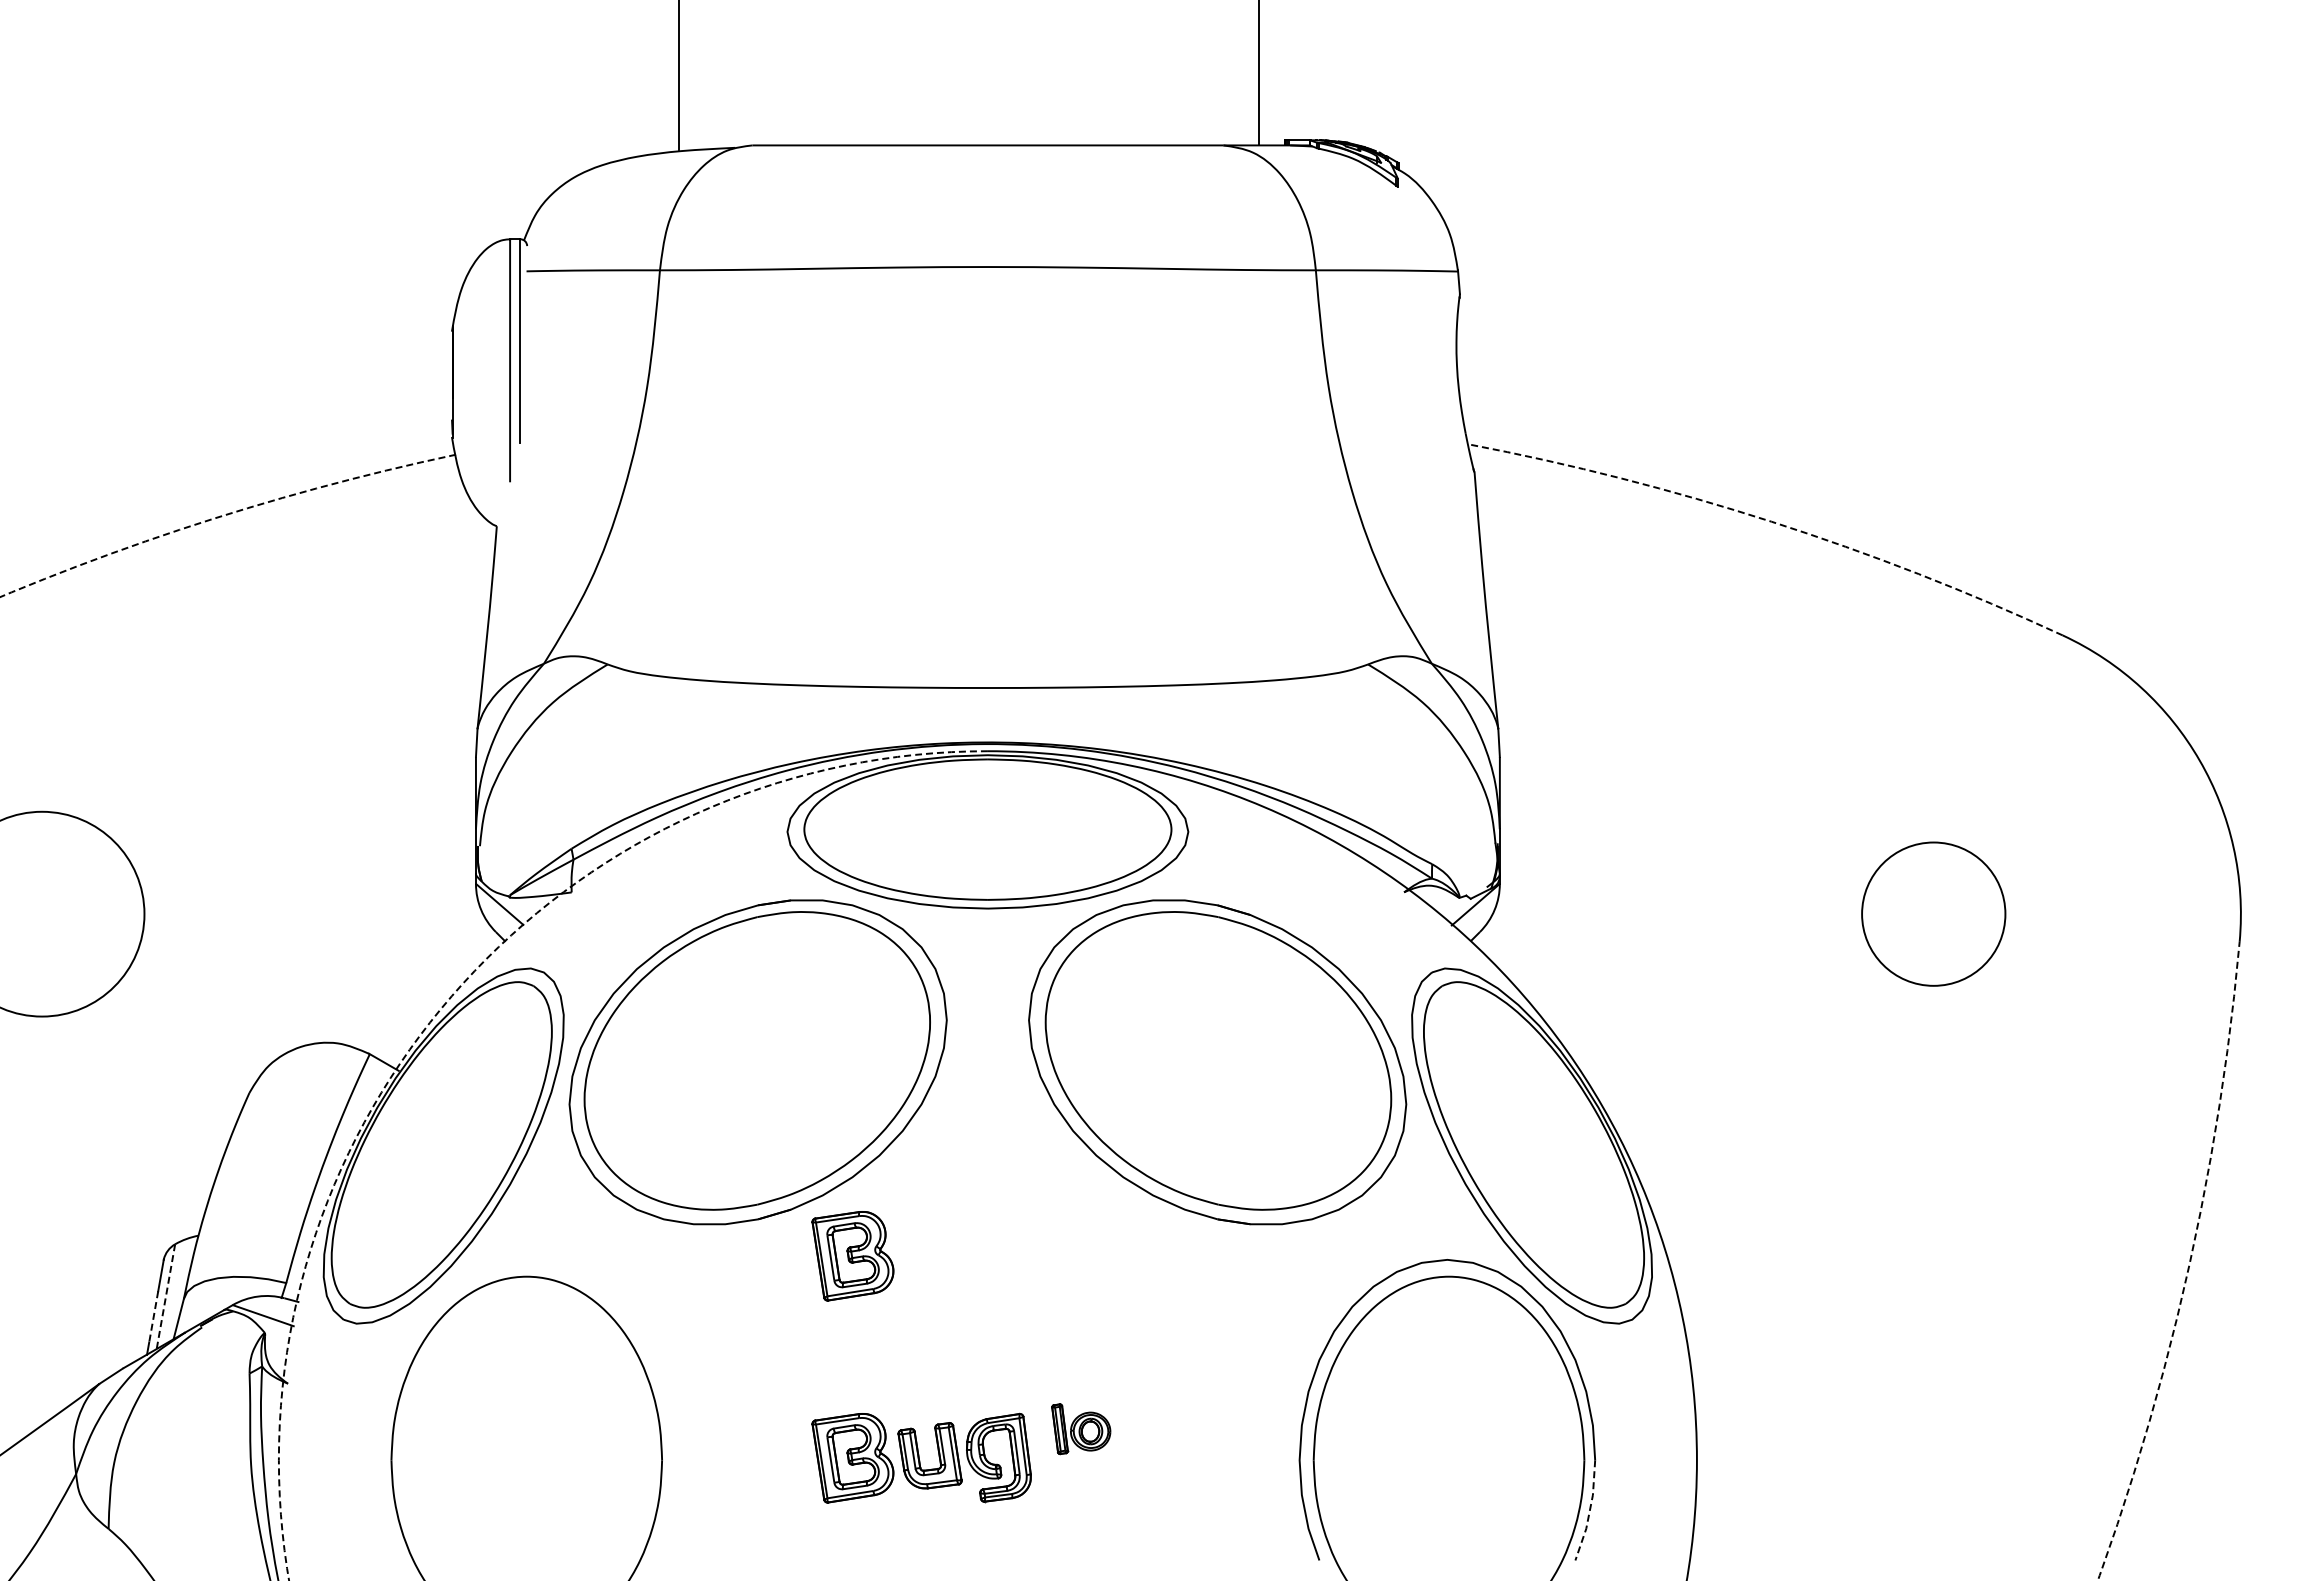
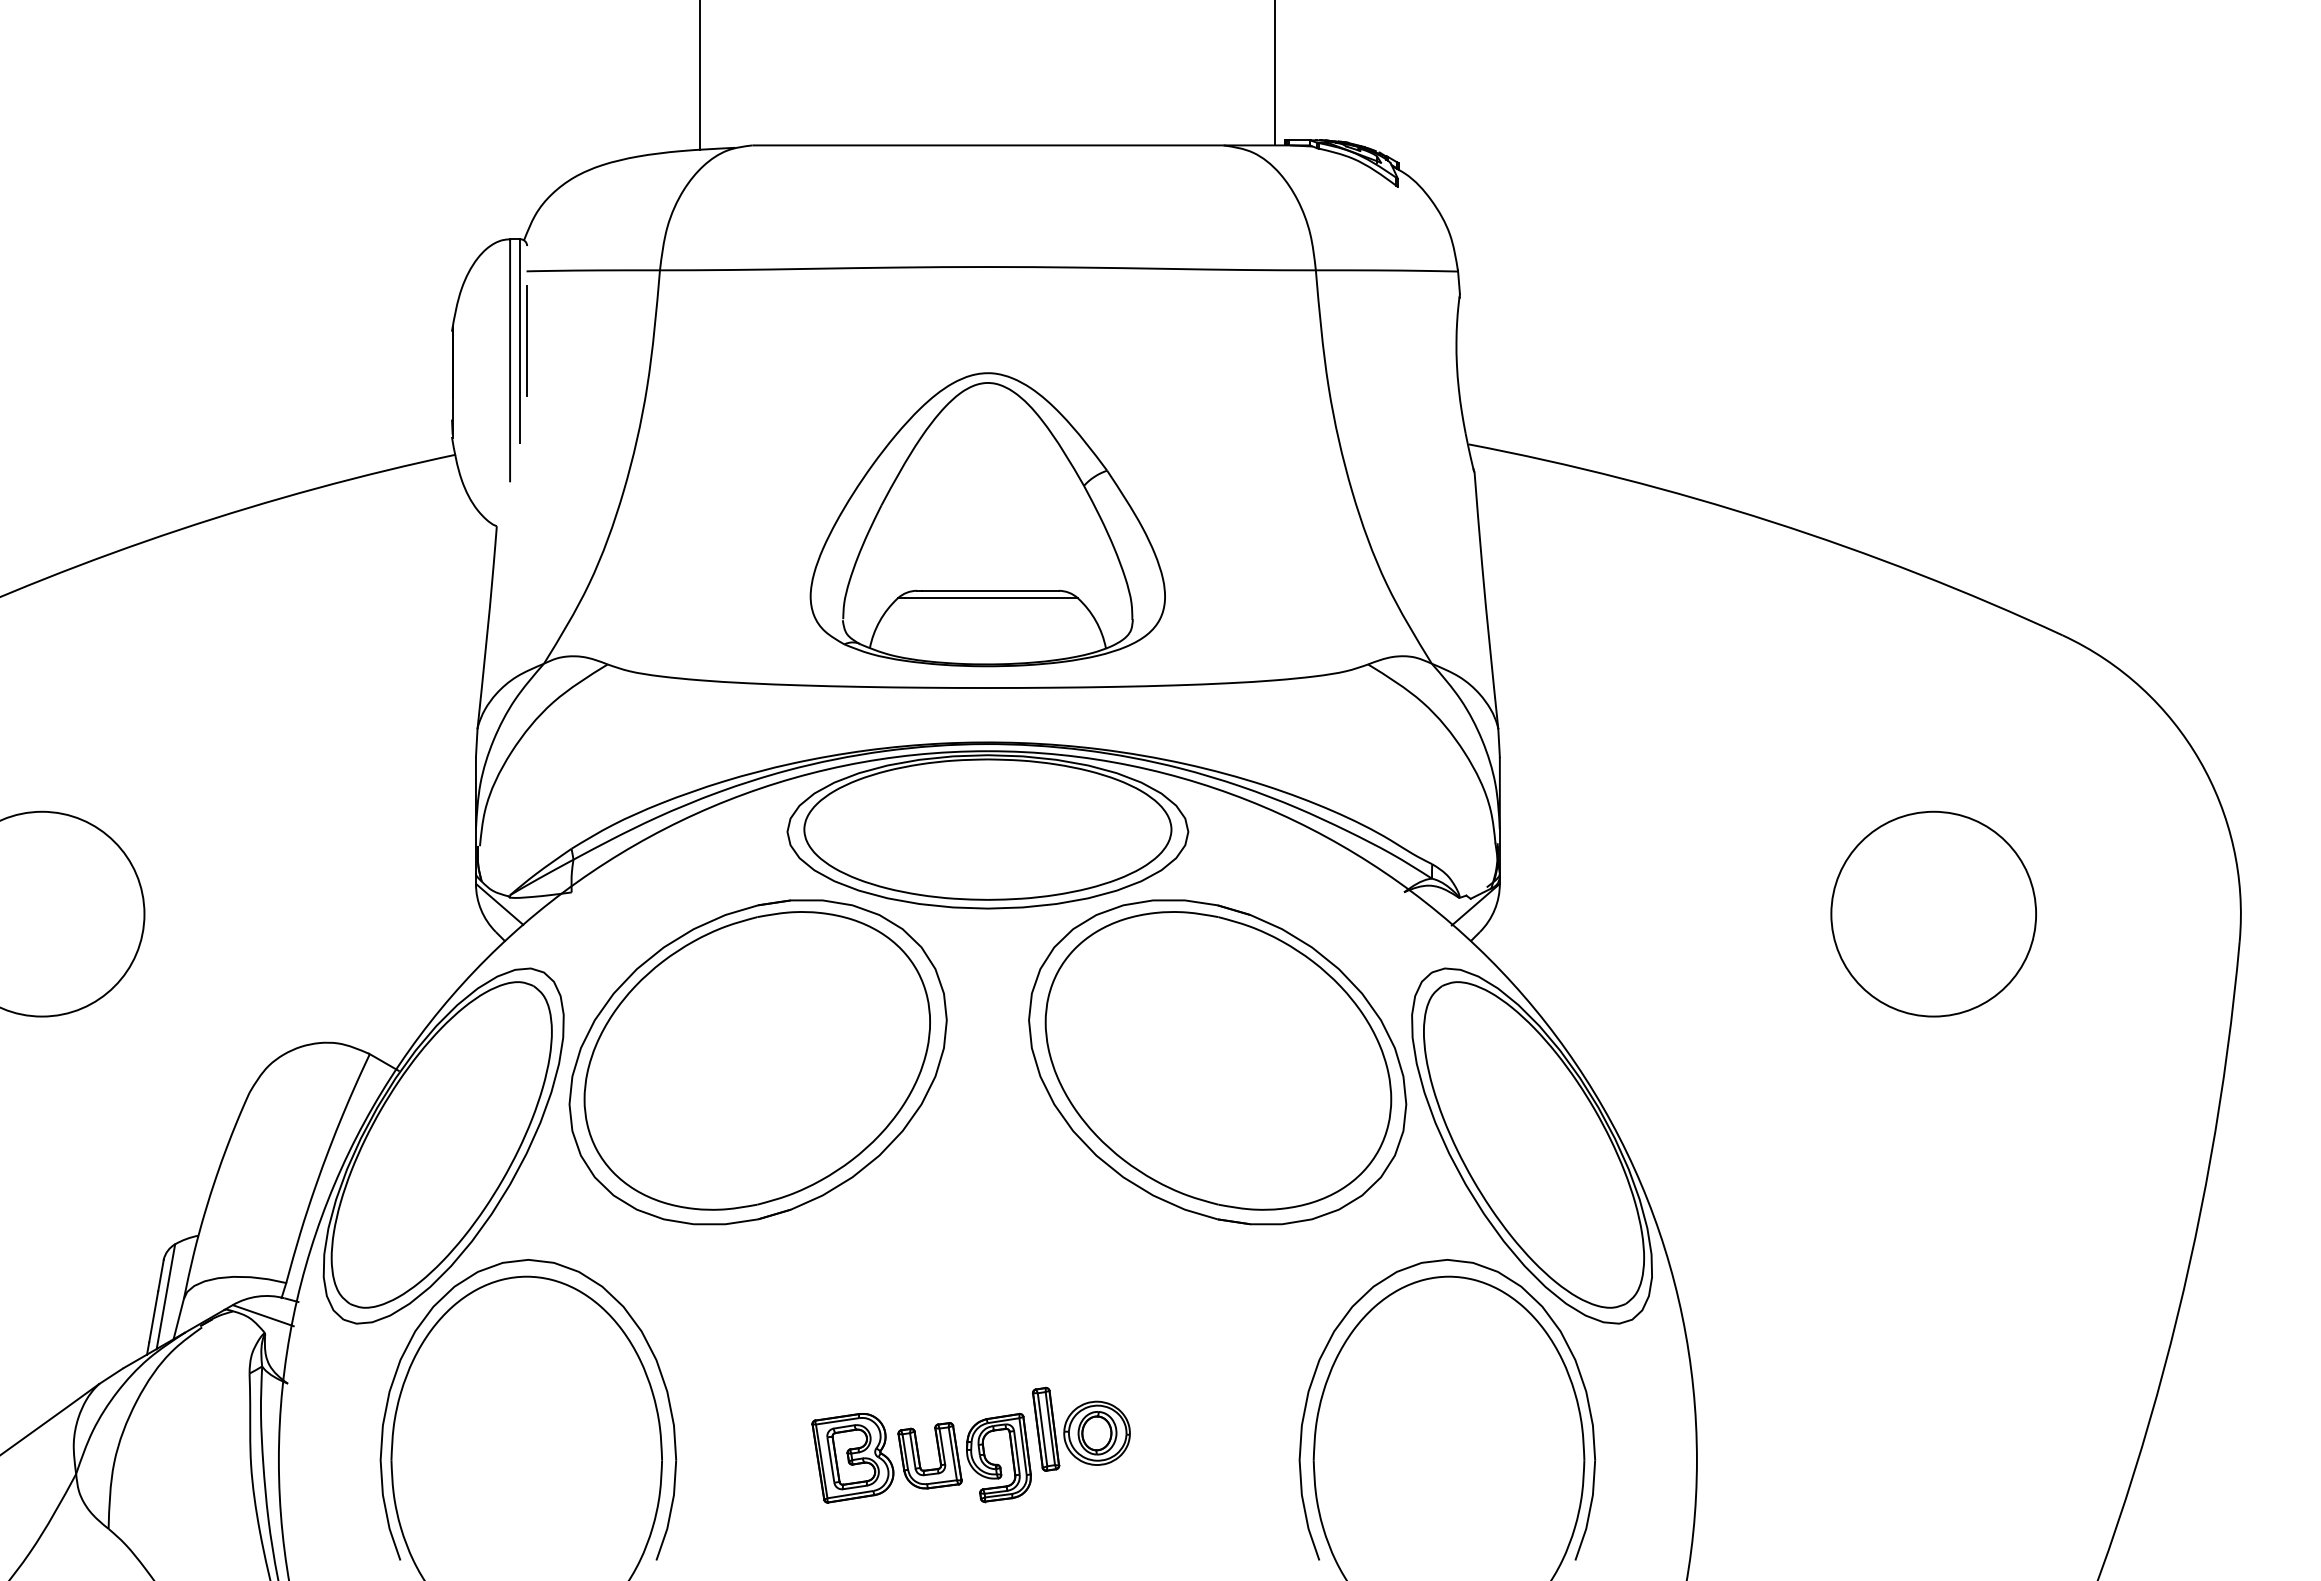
line position: (1259, 73) -> (1275, 73) (1275, 73)
line position: (679, 75) -> (700, 75) (700, 75)
line: none -> present (527, 340)
arc: dashed -> solid (224, 515)
part: none -> present (987, 519)
arc: dashed -> solid (1771, 521)
circle diameter: 143 px -> 205 px (1933, 913)
arc: dashed -> solid (446, 1002)
part: present -> none (852, 1256)
arc: dashed -> solid (2189, 1264)
line: dashed -> solid (165, 1297)
line: dashed -> solid (153, 1317)
part: none -> present (649, 1349)
part size: 61x53 px -> 100x86 px (1080, 1428)
line: dashed -> solid (1589, 1511)
